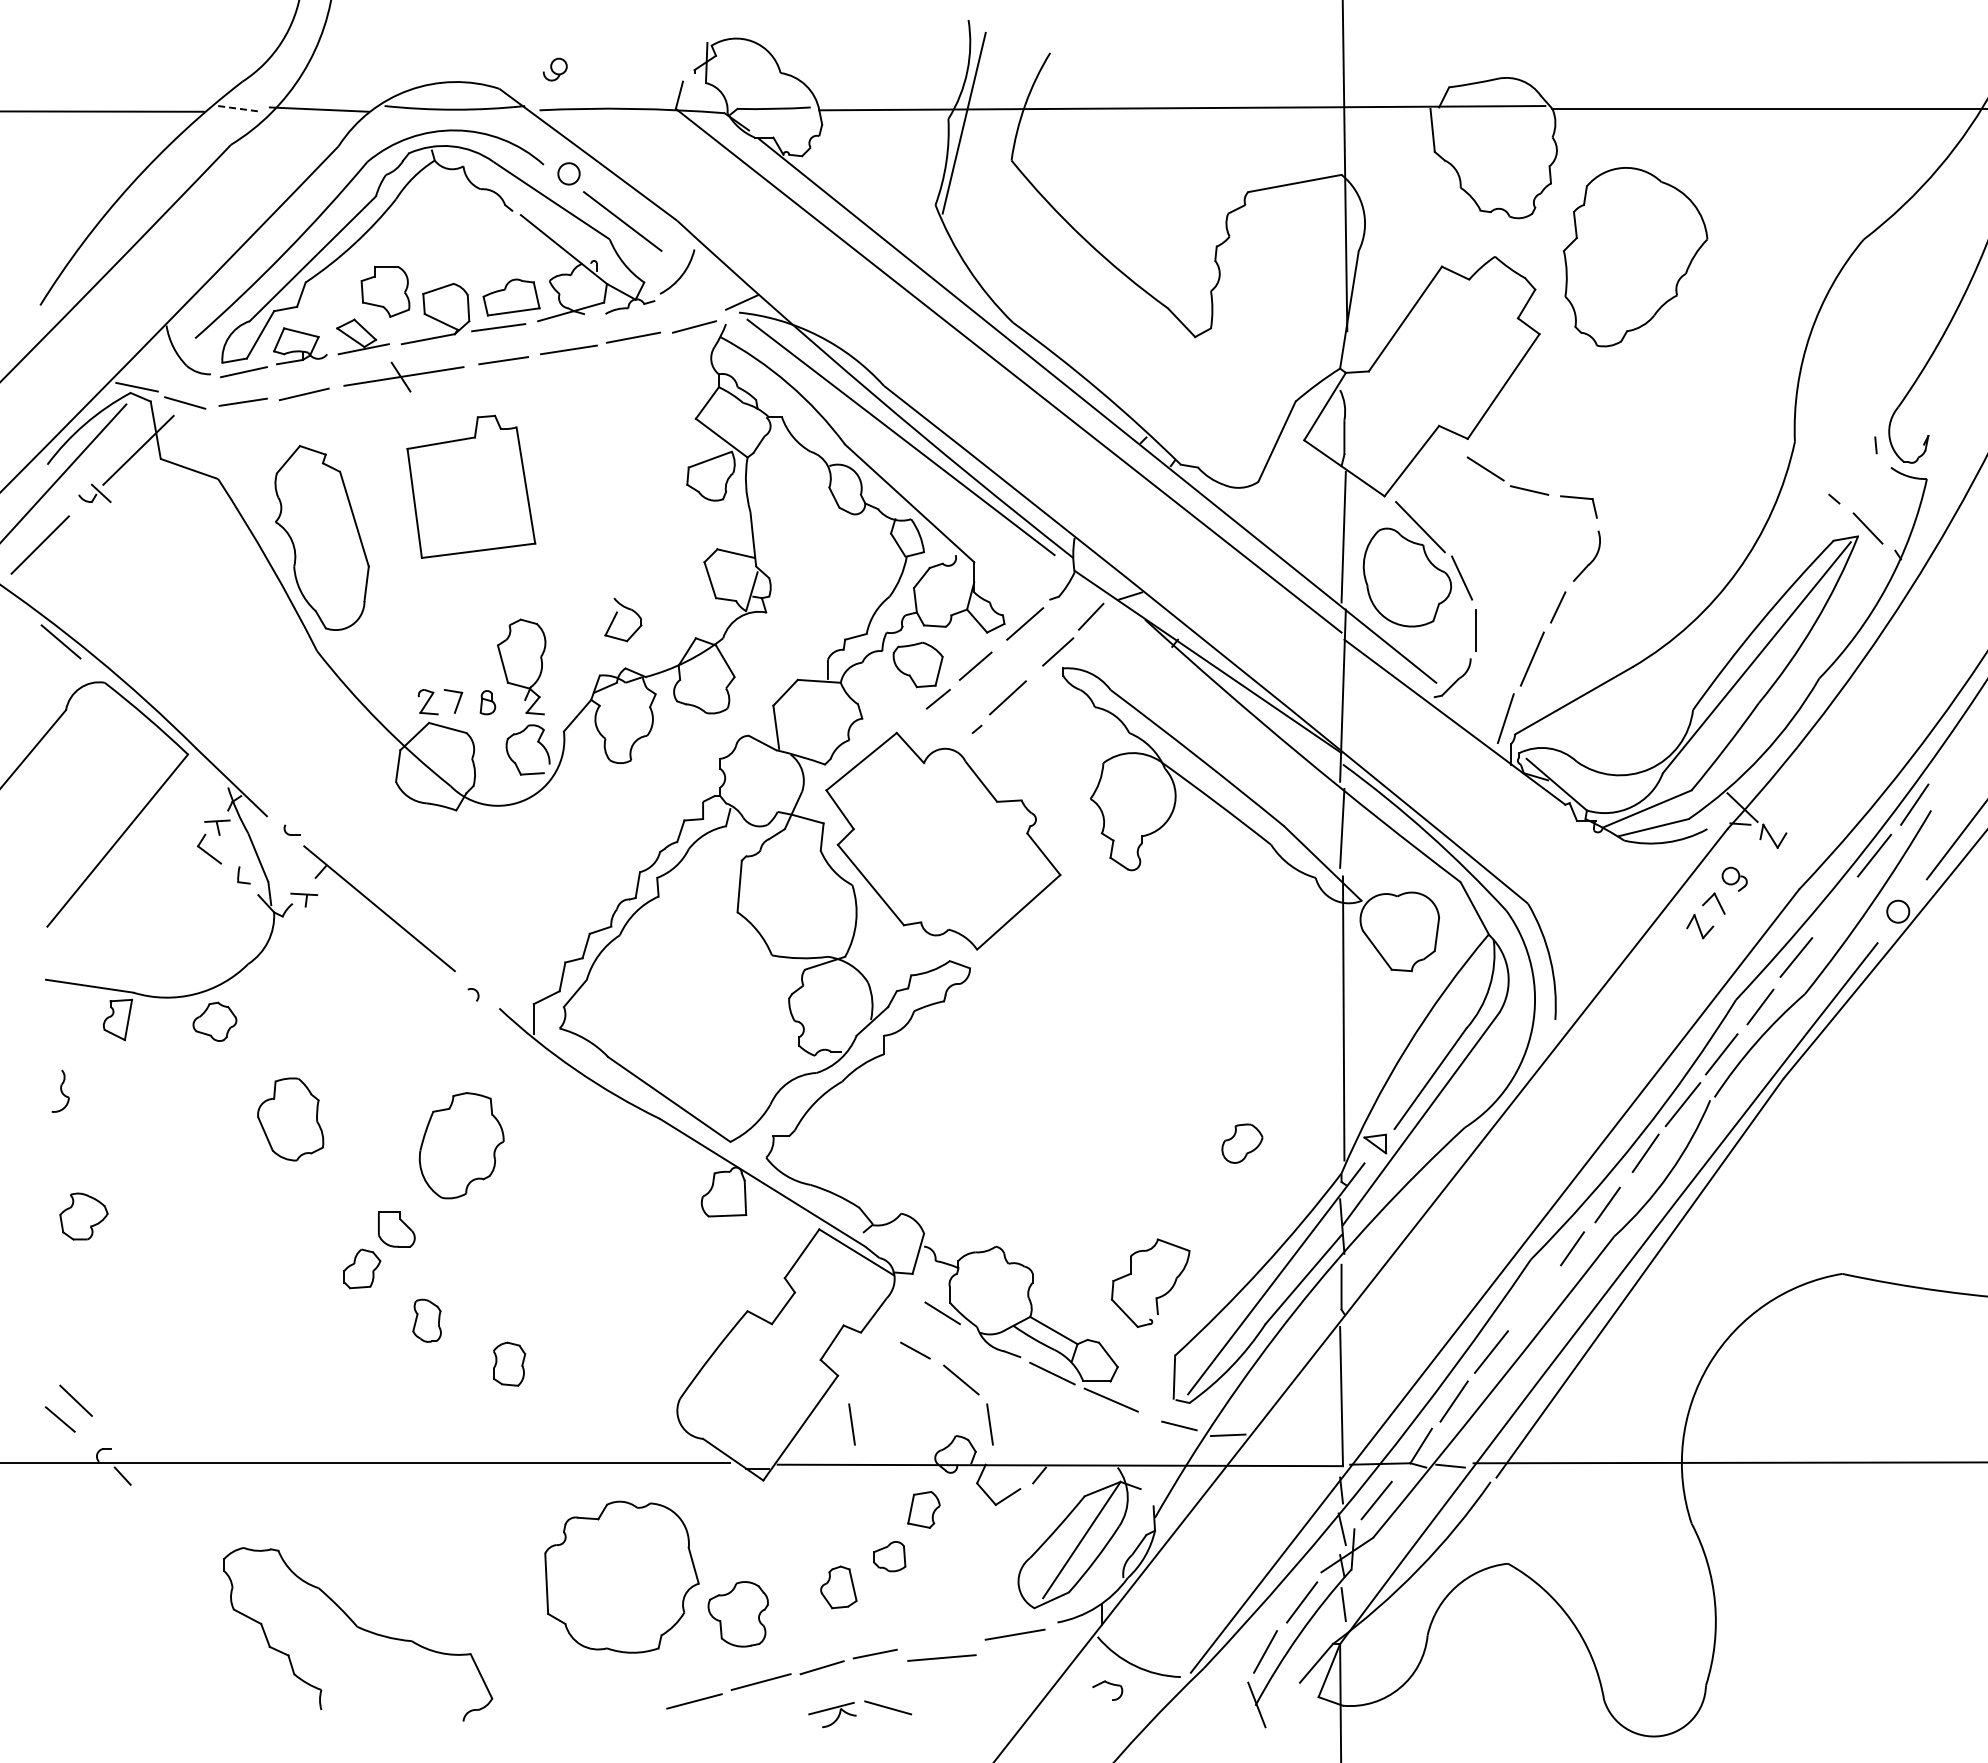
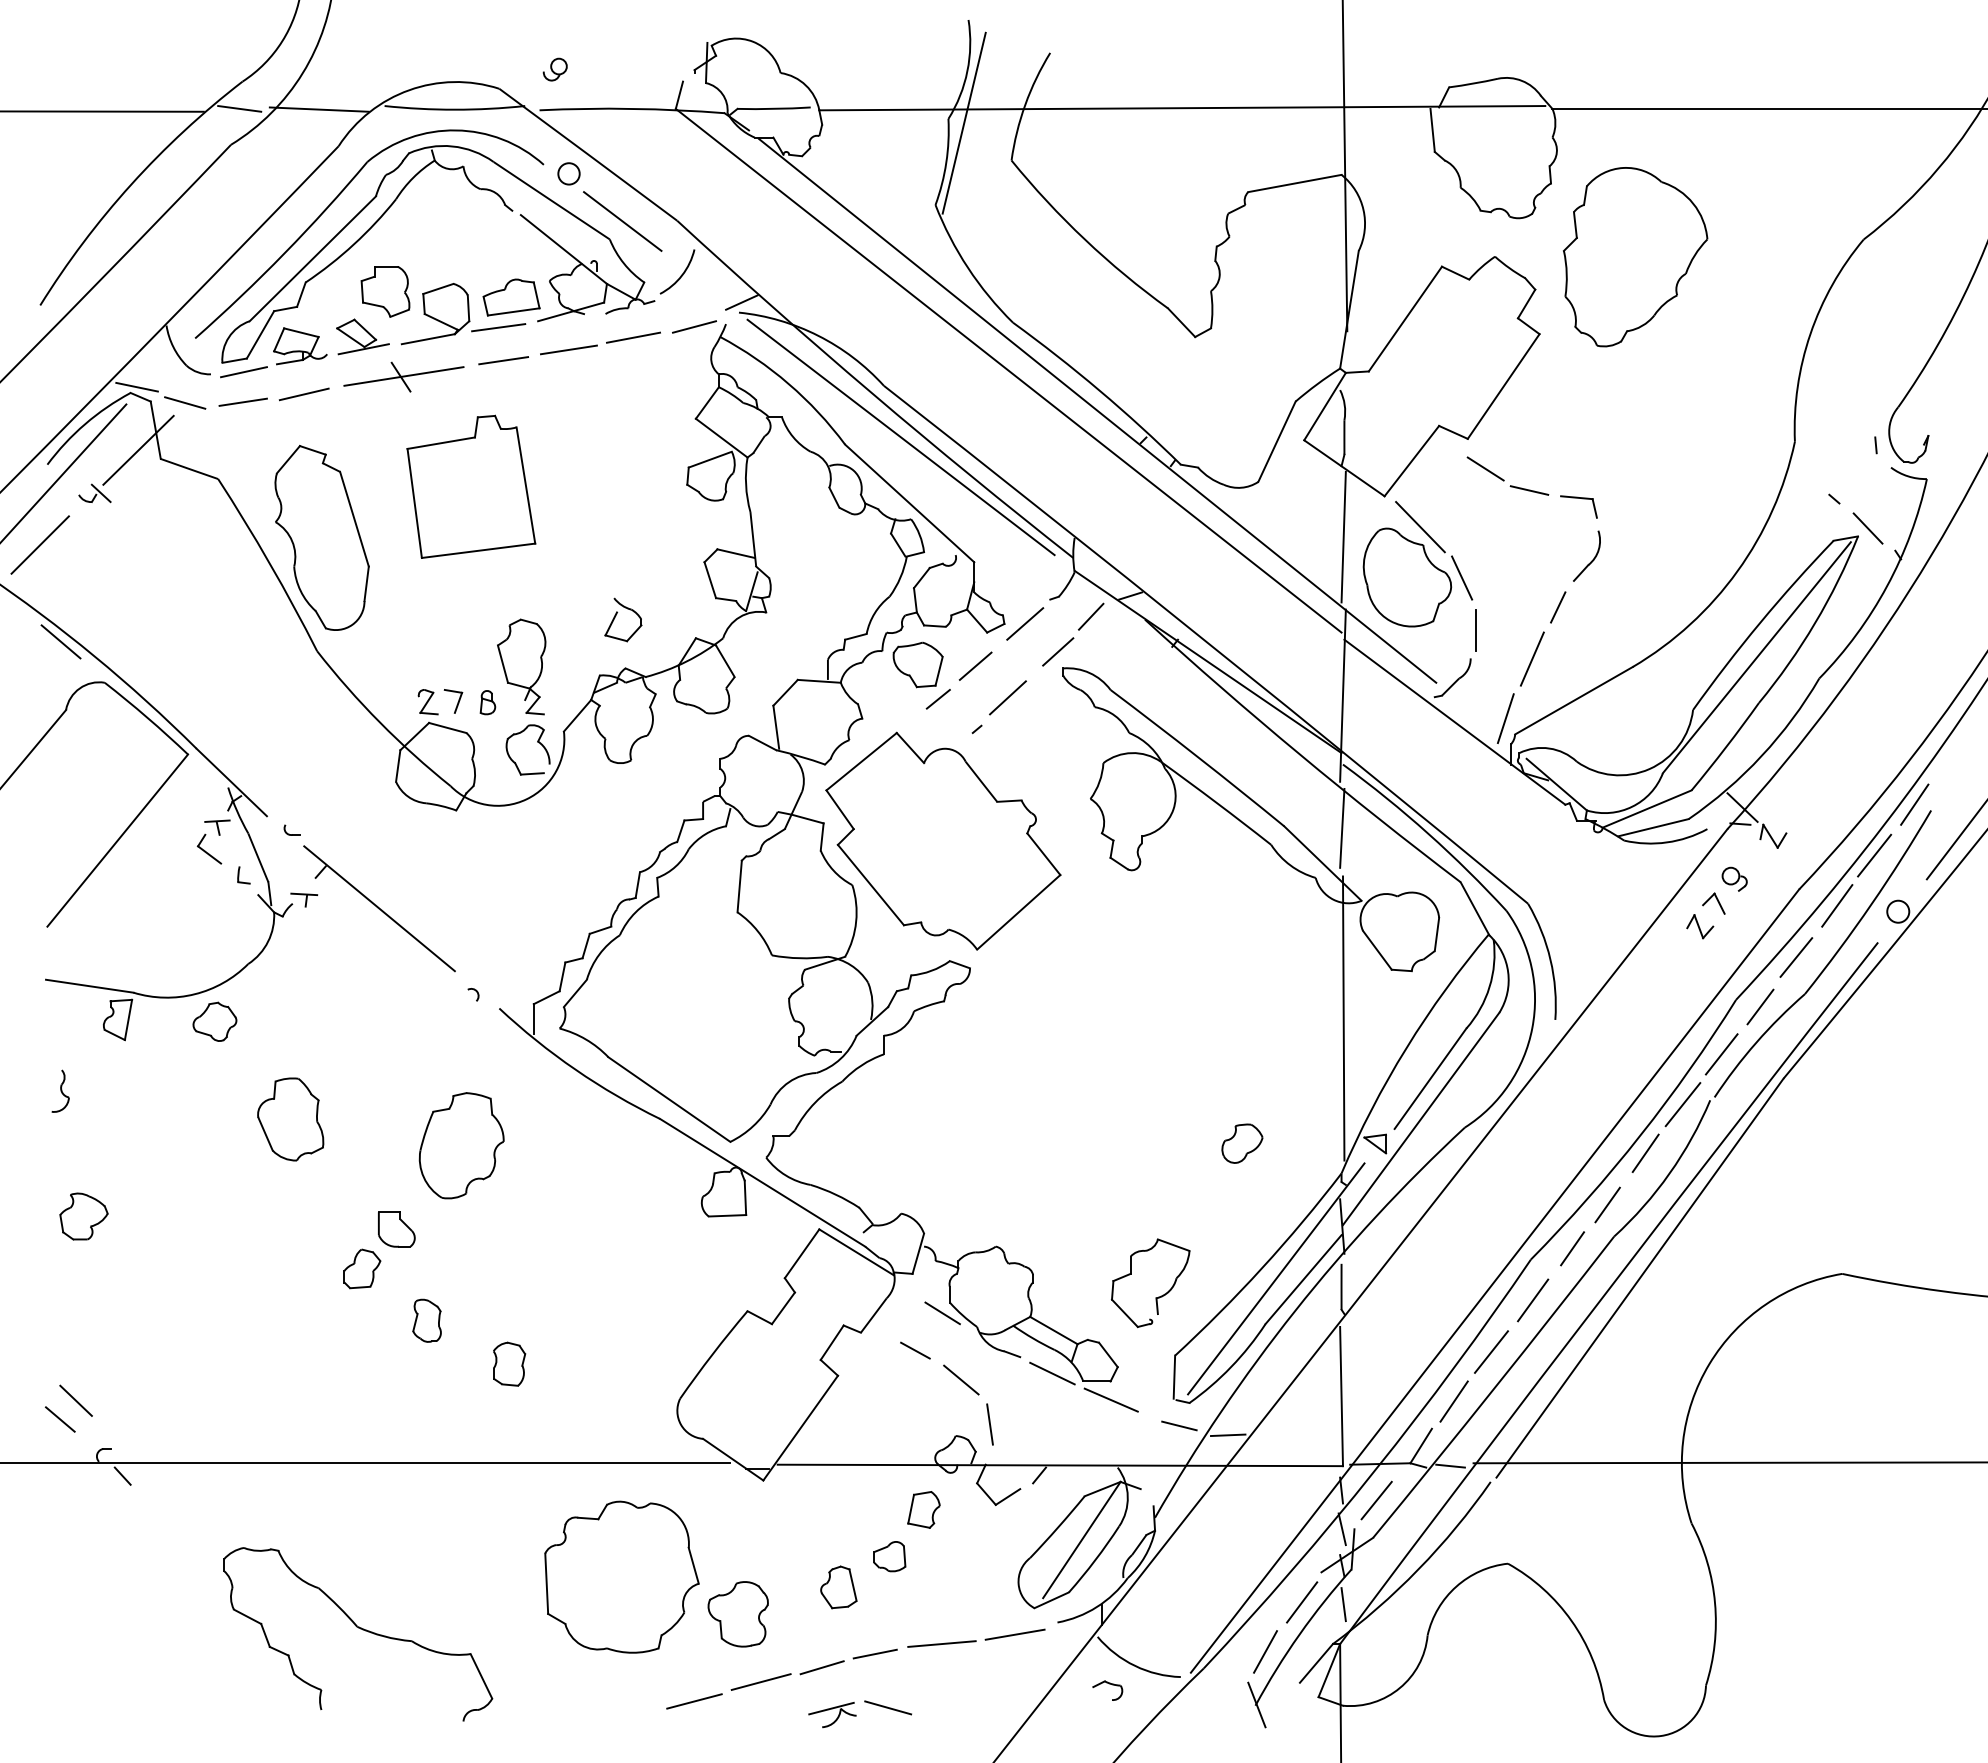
line: dashed -> solid (239, 108)
line: none -> present (1837, 905)
line: none -> present (1533, 1300)
line: present -> none (851, 1424)
line position: (941, 1657) -> (941, 1643) (941, 1643)
